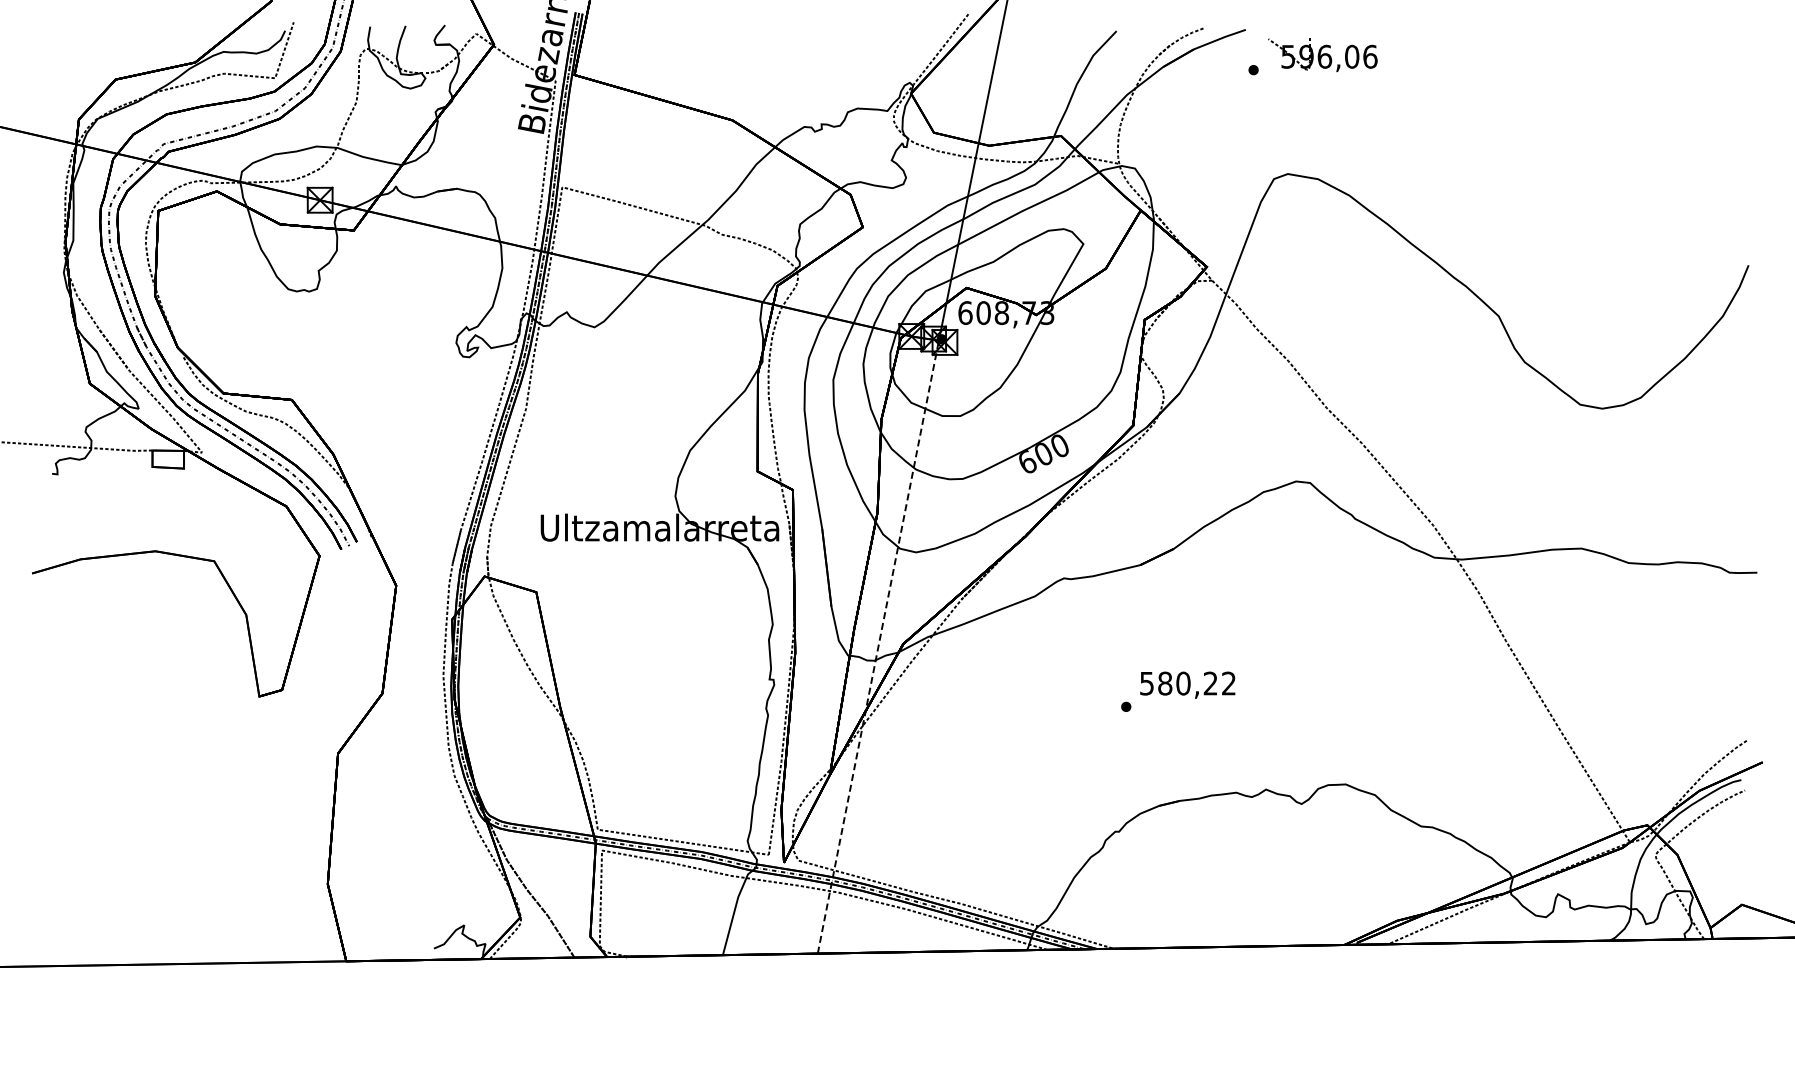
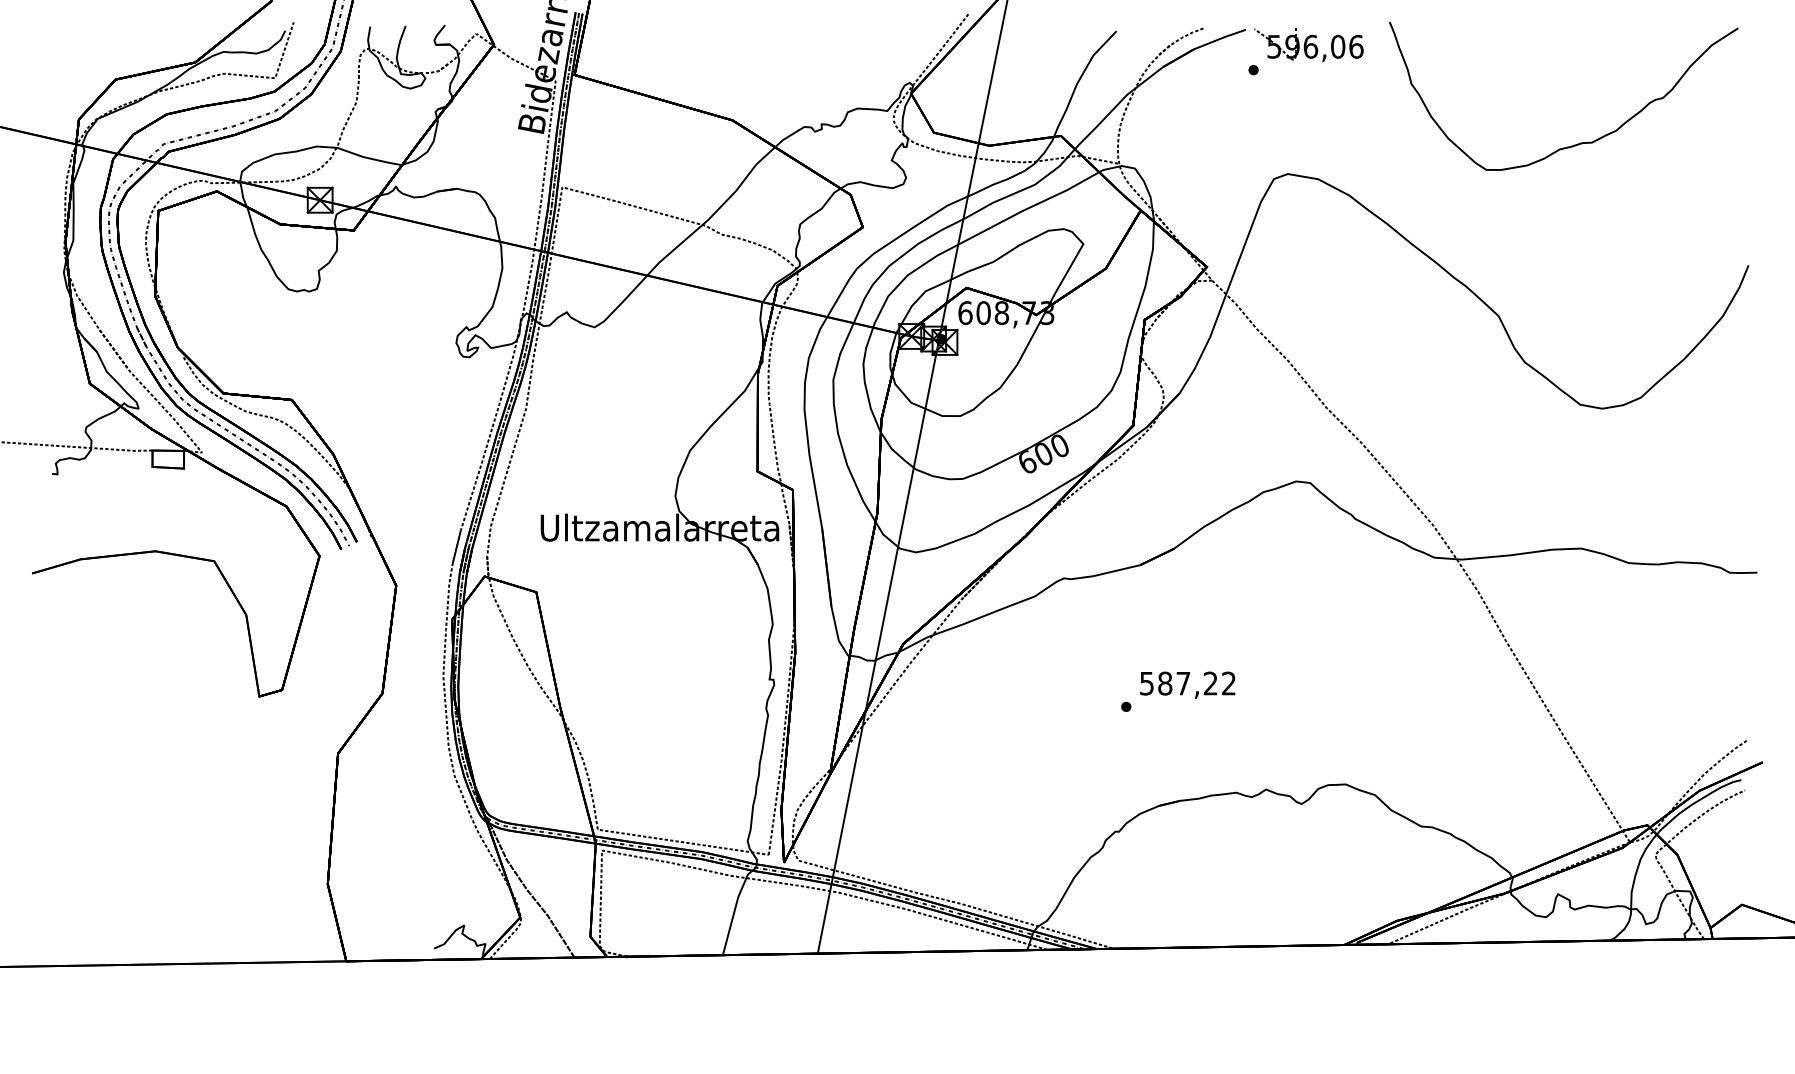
part position: (1322, 55) -> (1308, 45) (1308, 45)
curve: none -> present (1580, 142)
line: dashed -> solid (878, 646)
text: 580,22 -> 587,22 (1183, 683)
